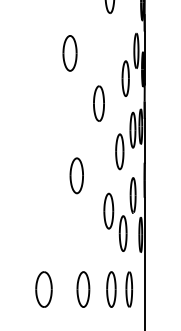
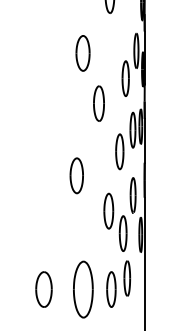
part position: (69, 53) -> (82, 53) (82, 53)
part size: 15x37 px -> 21x59 px (83, 289)
part position: (128, 289) -> (126, 278) (126, 278)
